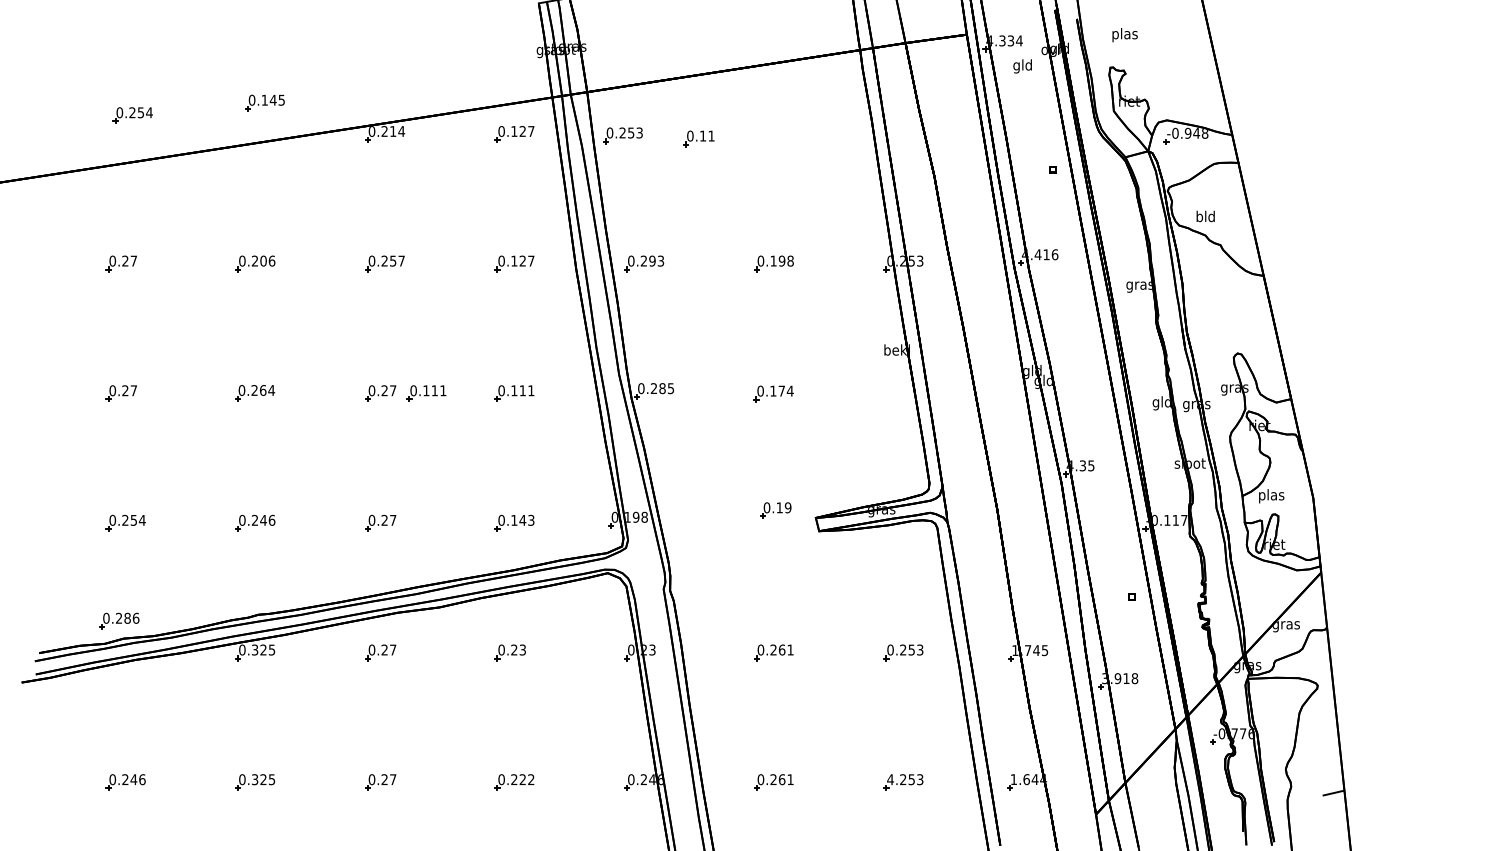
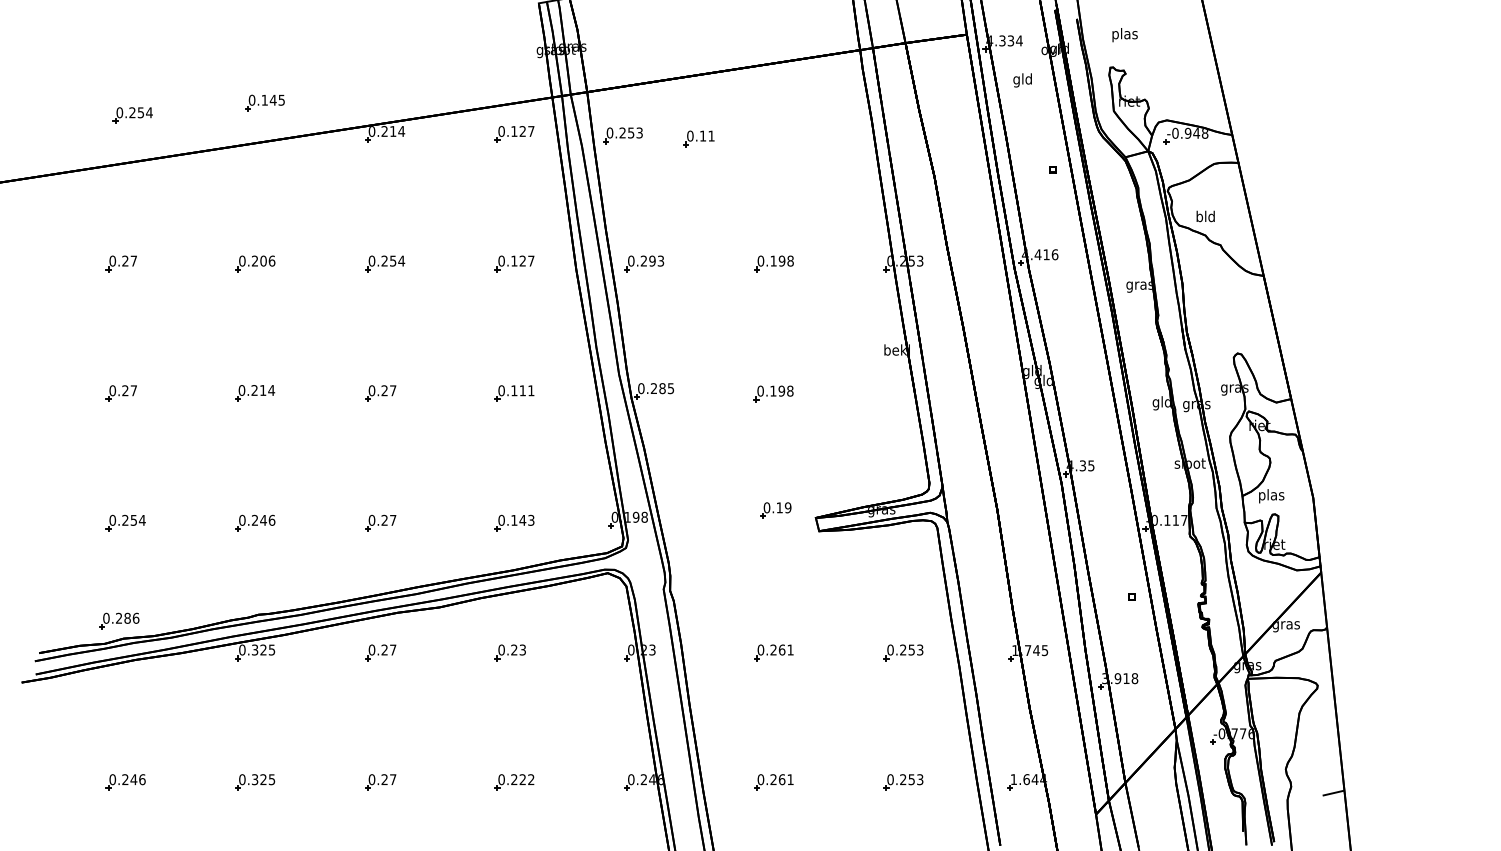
text position: (1022, 66) -> (1022, 80) (1022, 80)
text: 0.257 -> 0.254 (401, 260)
text: 0.264 -> 0.214 (263, 390)
text: 0.174 -> 0.198 (785, 390)
part: present -> none (426, 393)
text: 4.253 -> 0.253 (890, 779)
